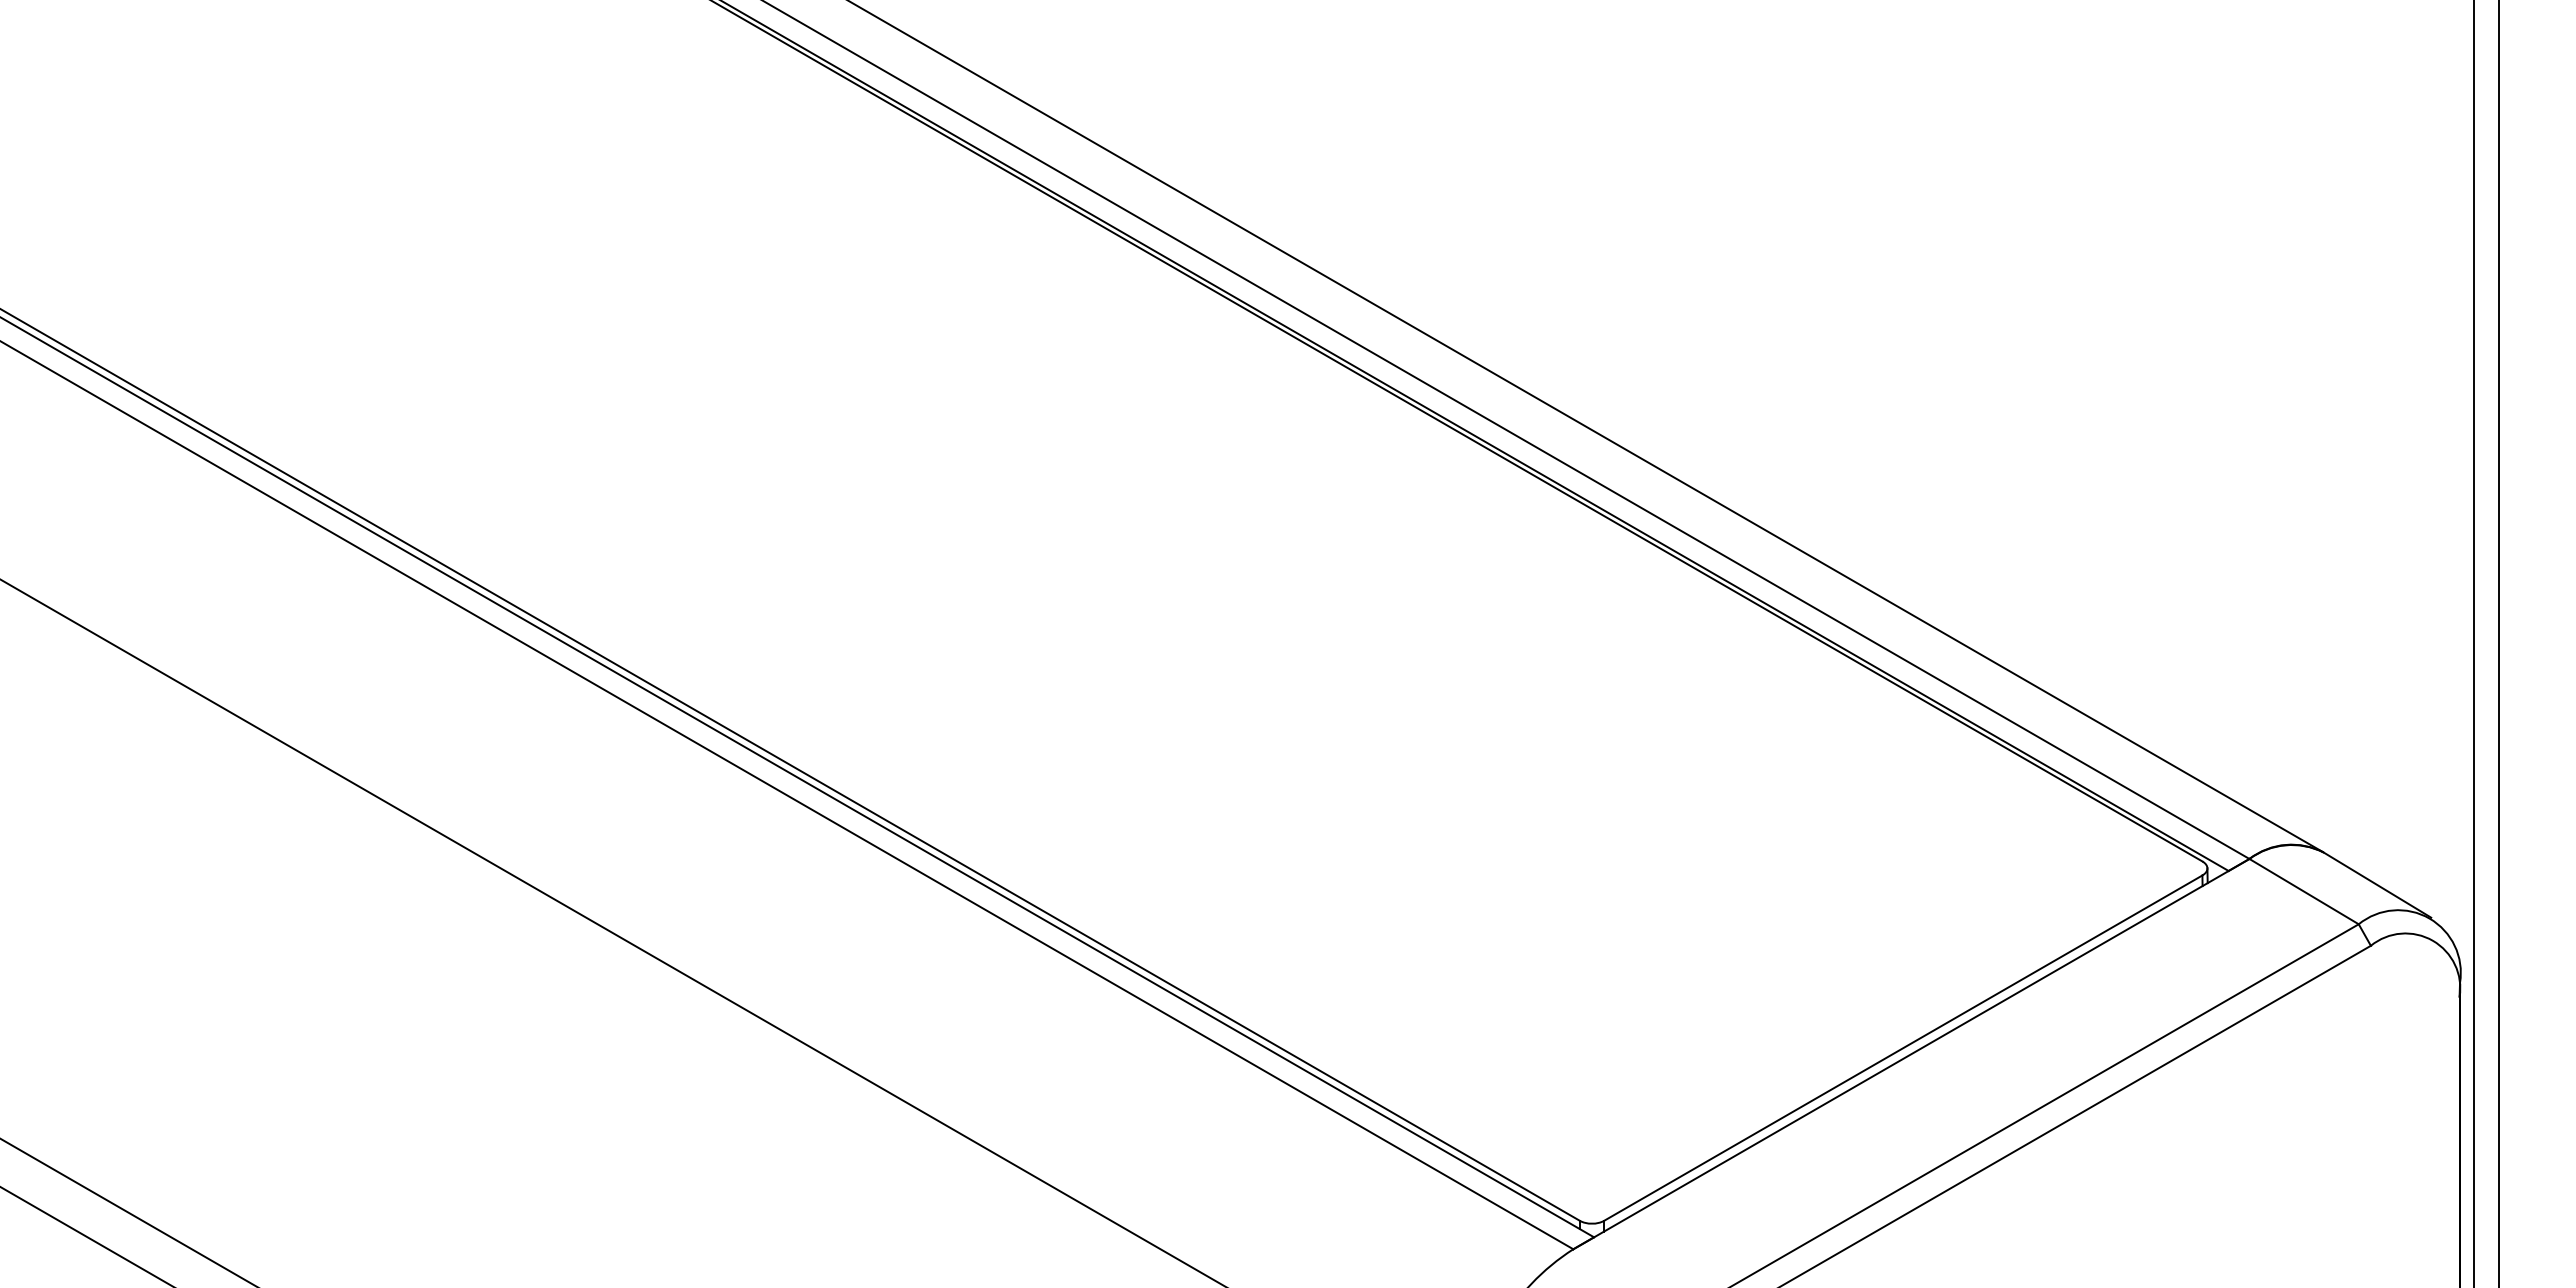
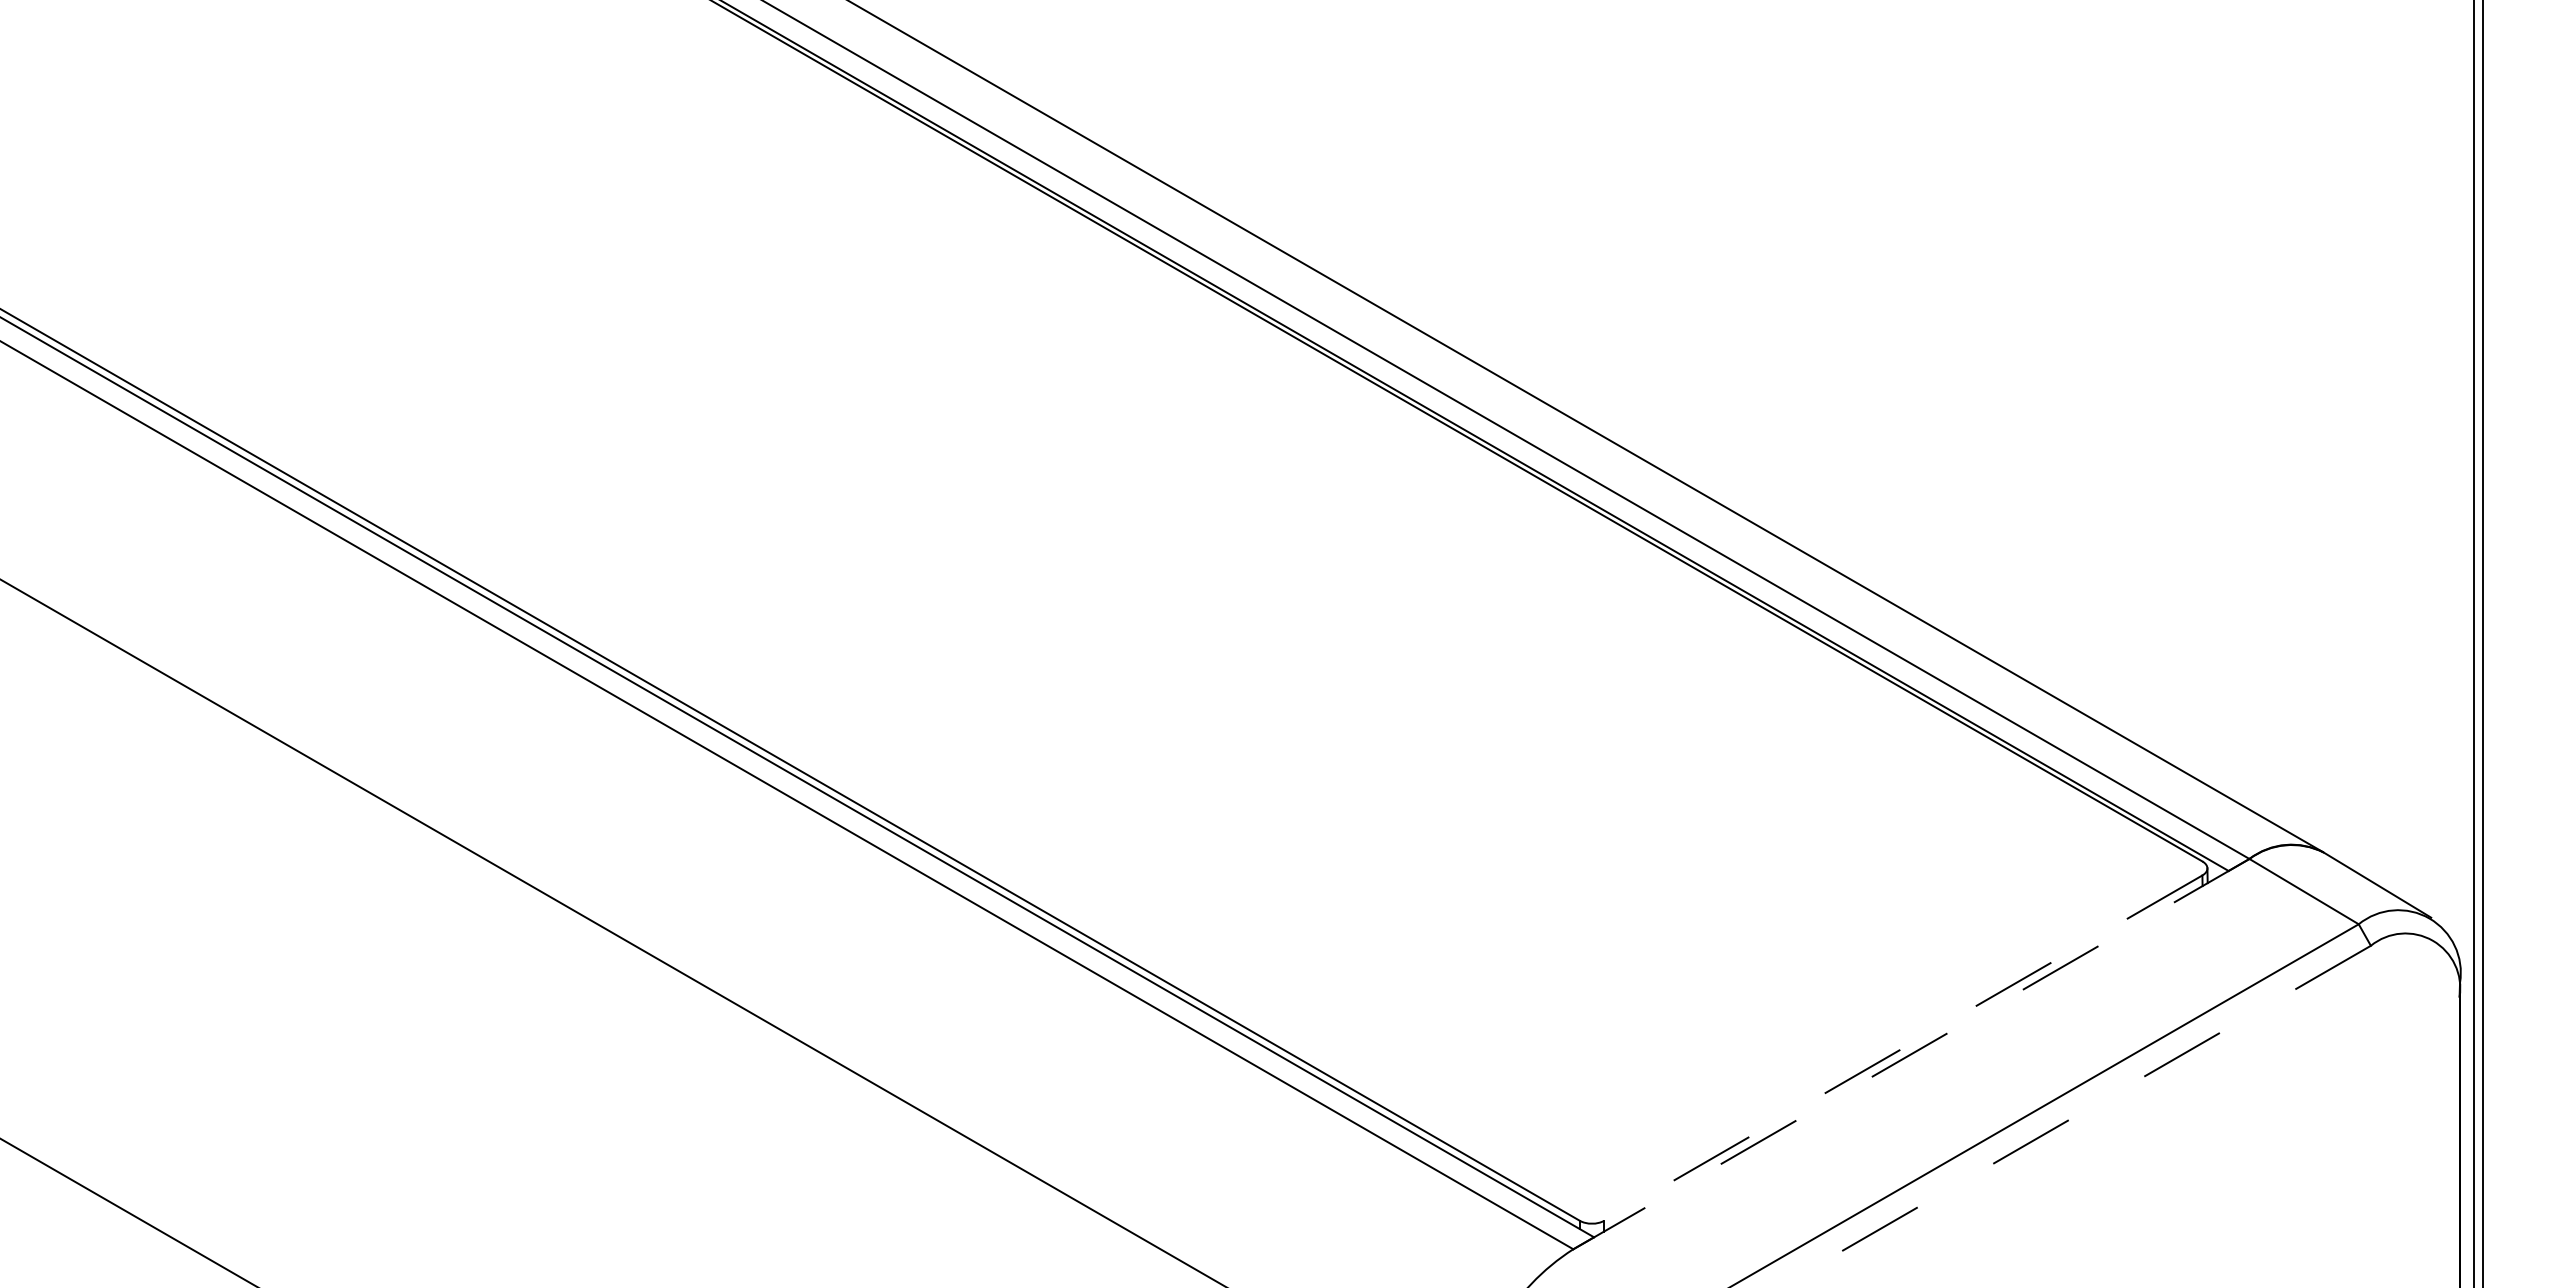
line position: (2498, 643) -> (2482, 643) (2482, 643)
line: solid -> dashed (1902, 1048)
line: solid -> dashed (1910, 1054)
line: solid -> dashed (2074, 1116)
line: present -> none (85, 1236)
